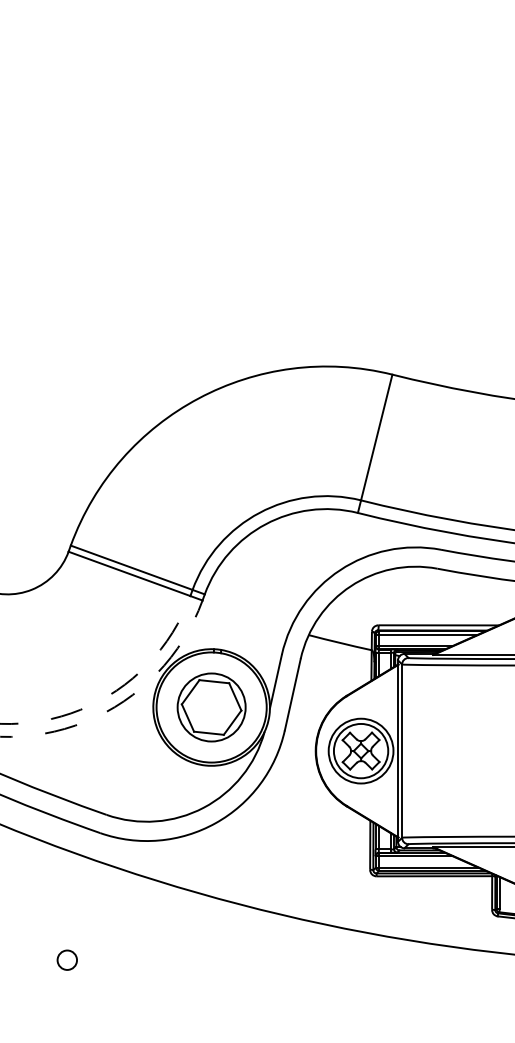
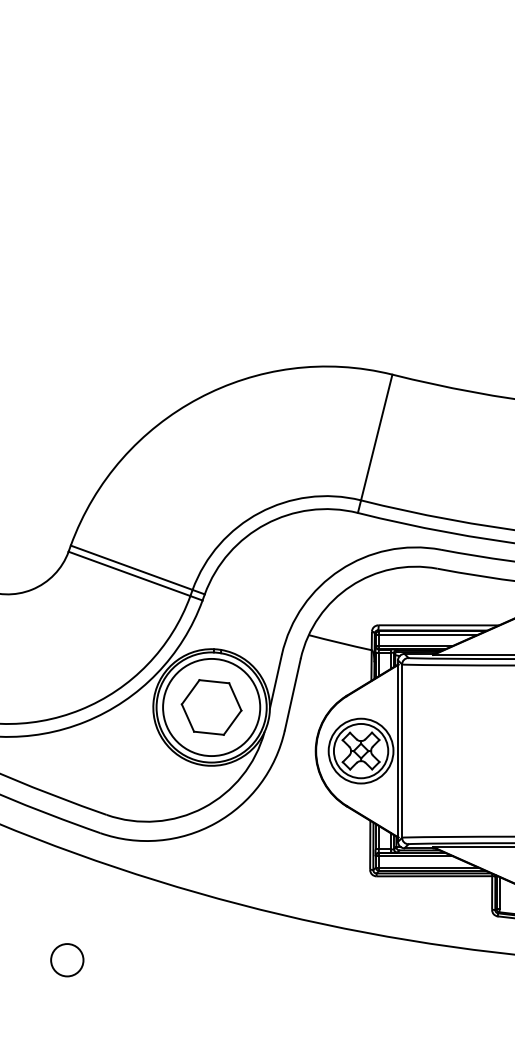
arc: dashed -> solid (116, 690)
arc: dashed -> solid (123, 701)
circle diameter: 68 px -> 97 px (211, 707)
circle diameter: 19 px -> 32 px (67, 960)
